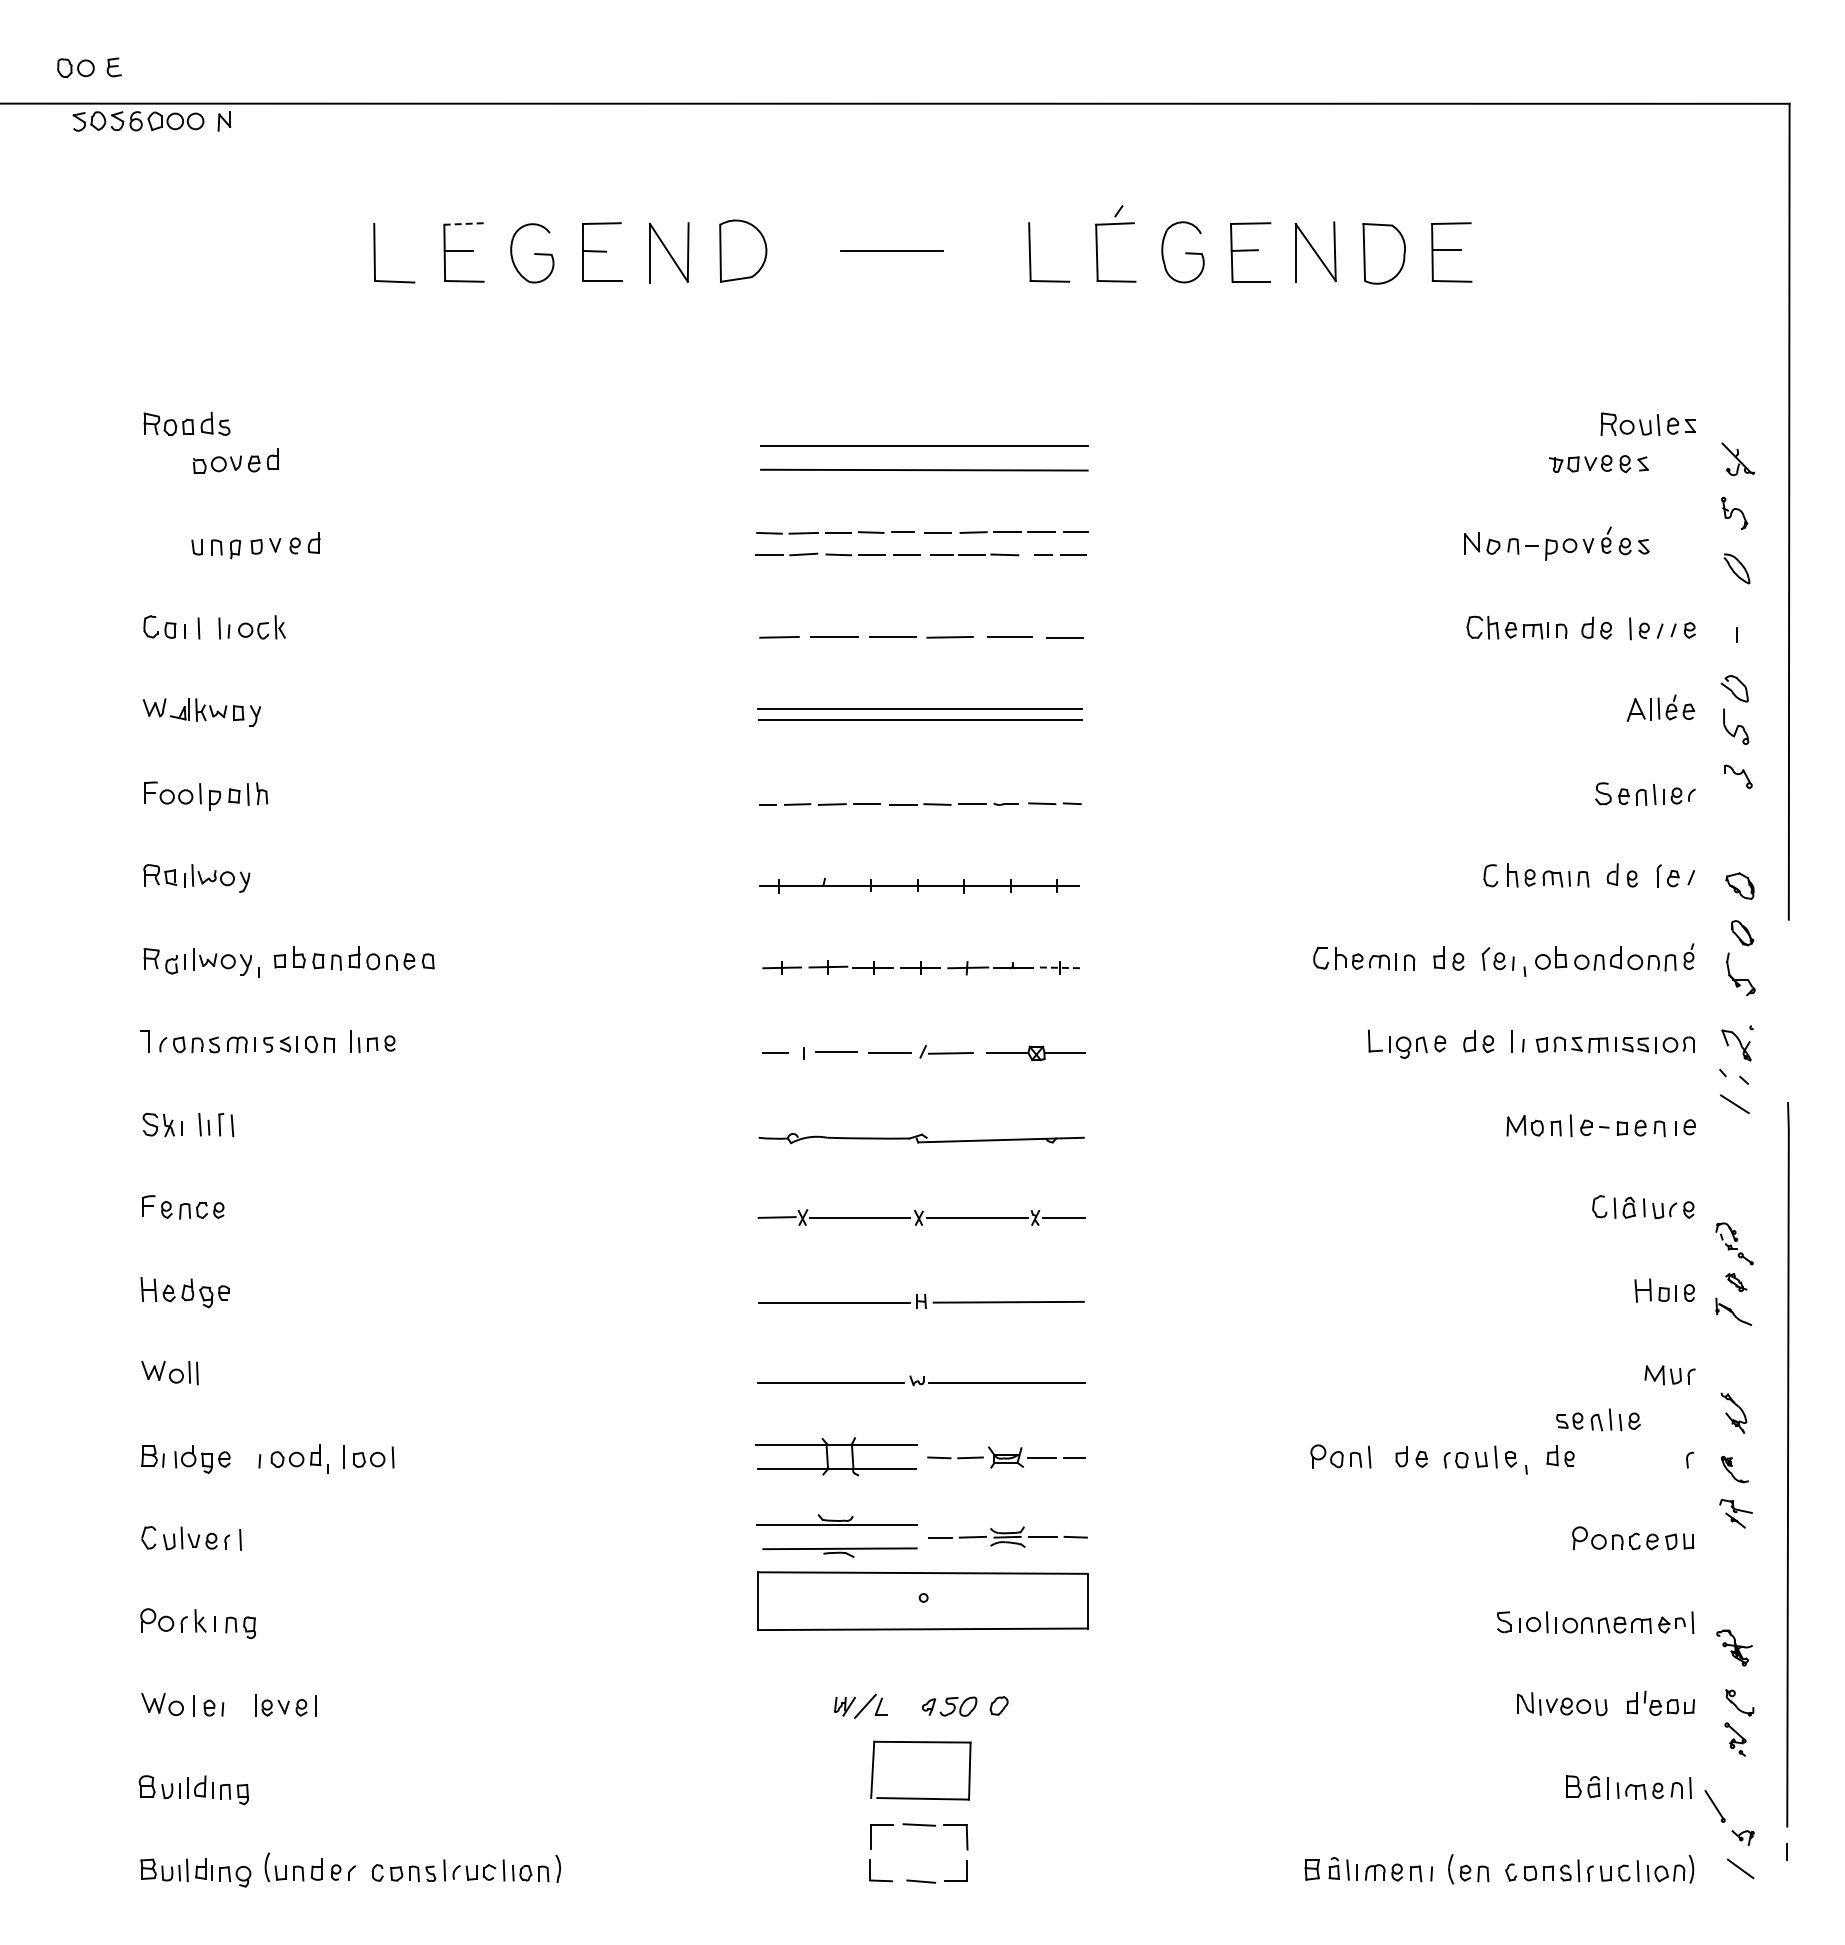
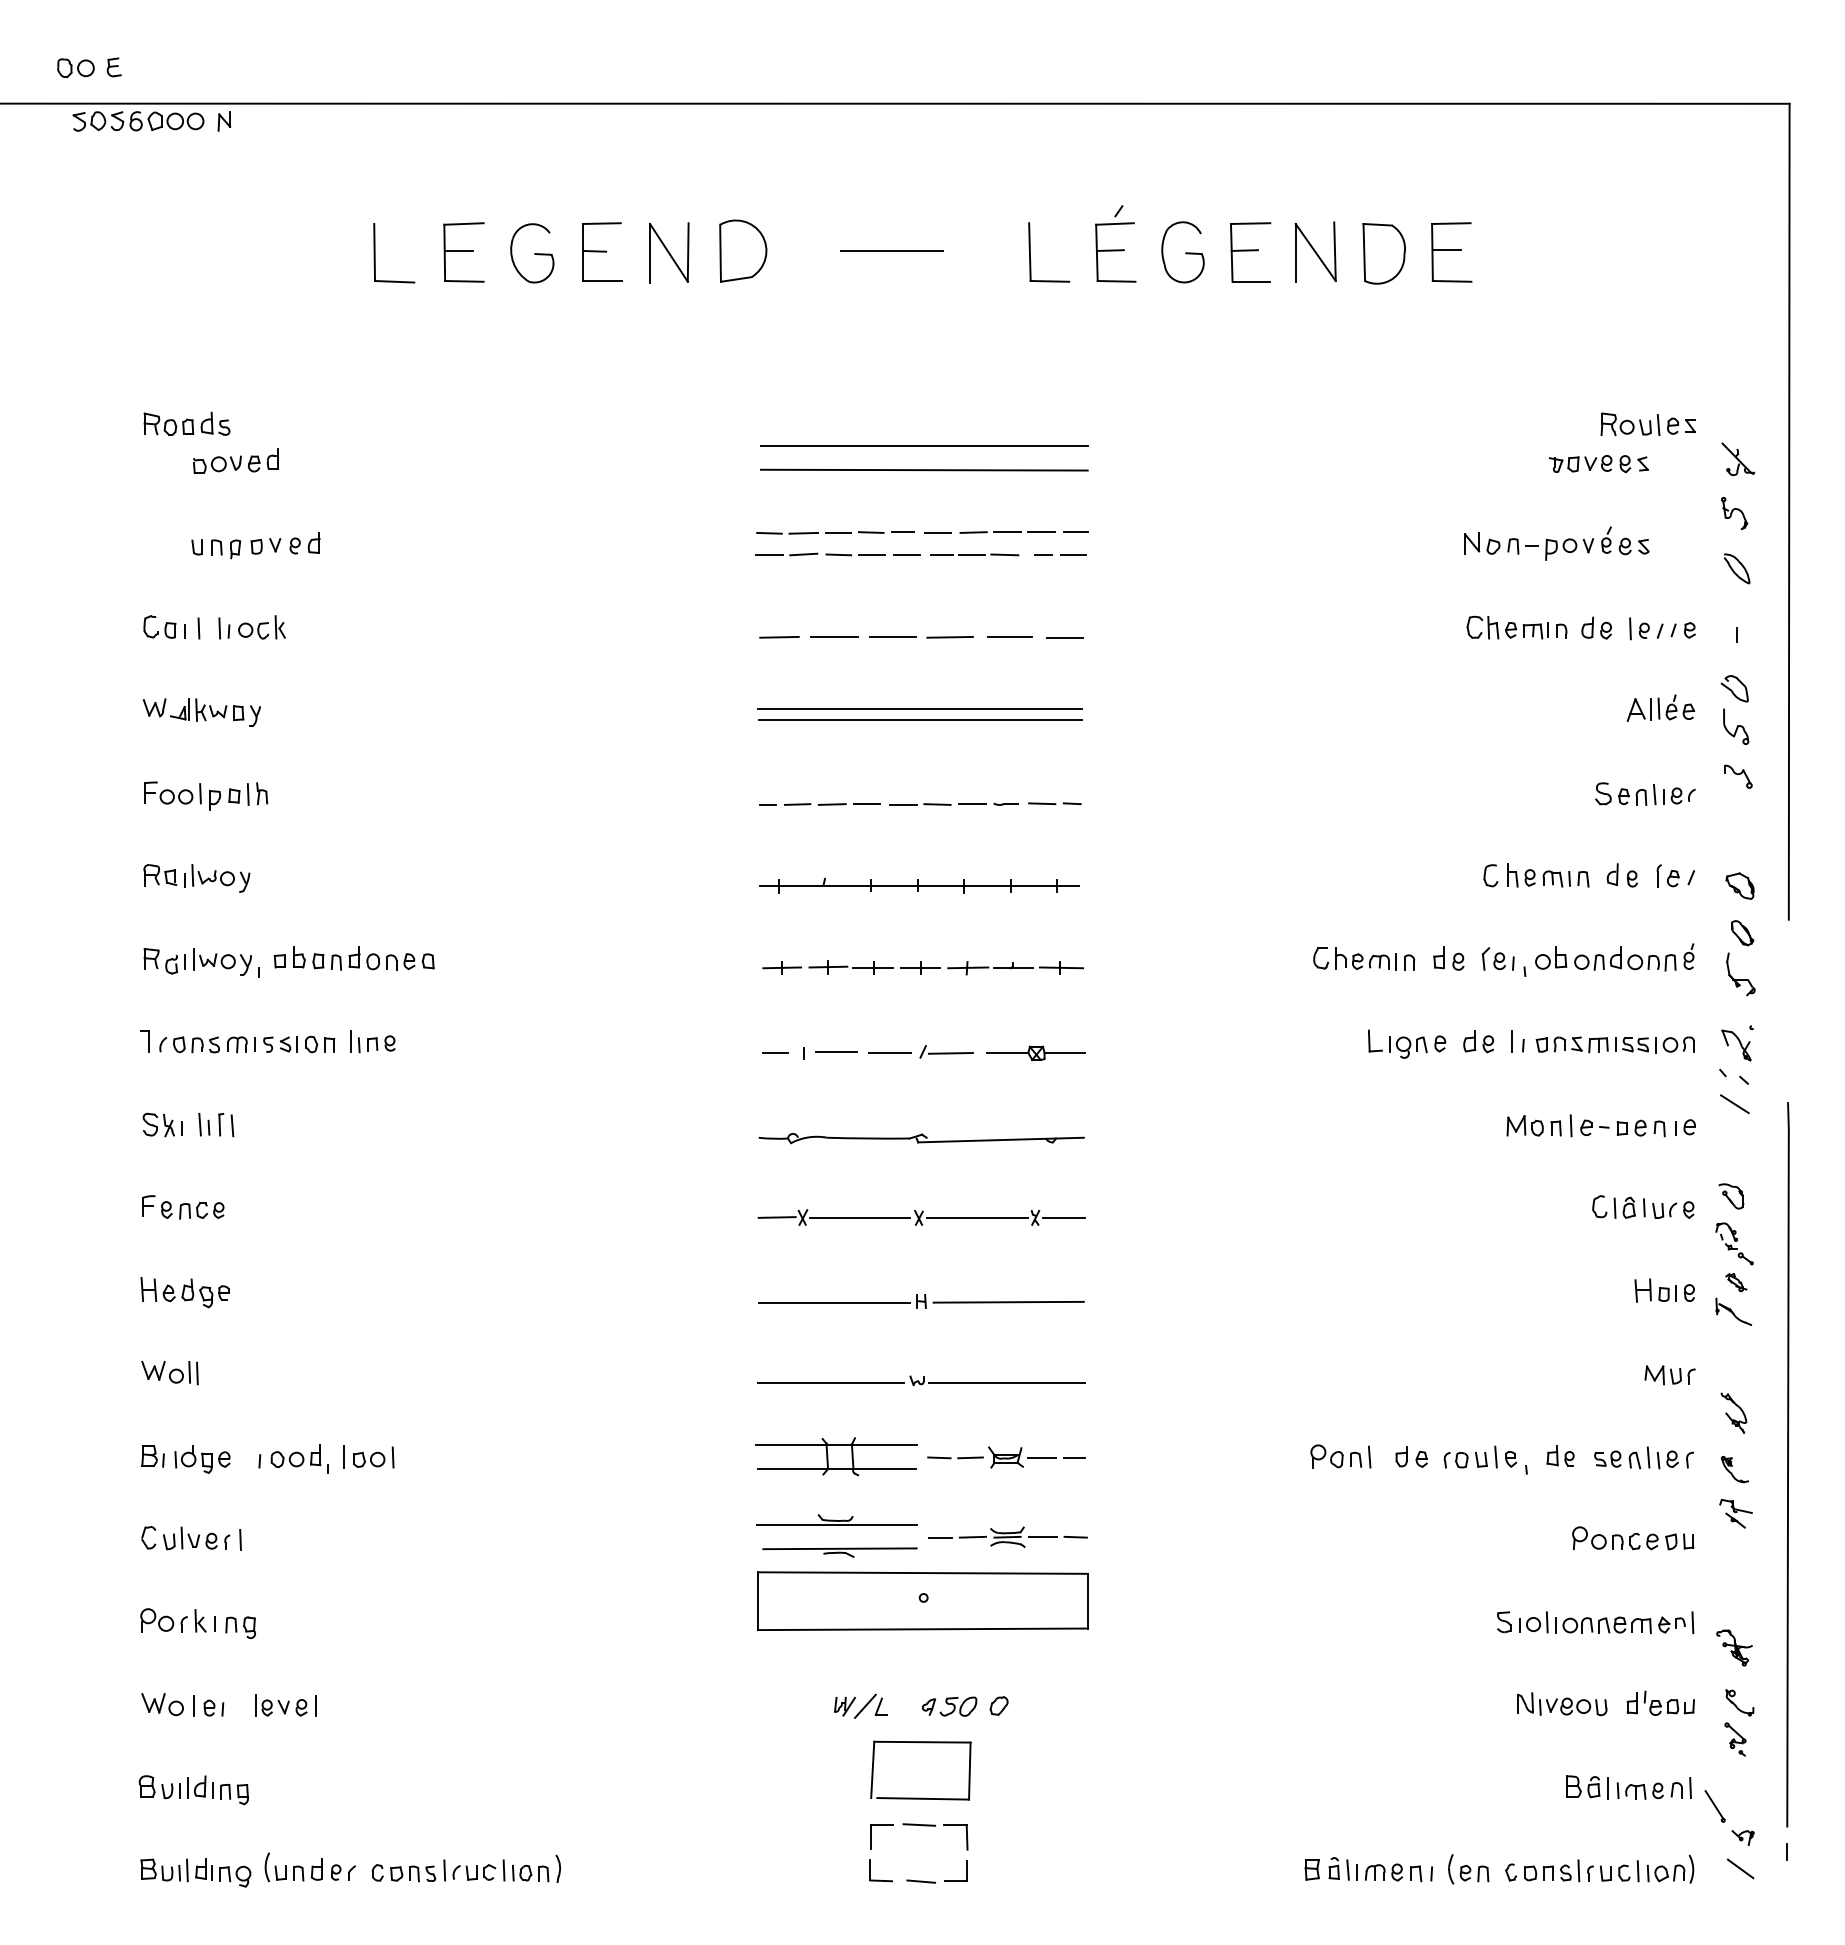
line: dashed -> solid (464, 223)
line: none -> present (1110, 250)
line: dashed -> solid (1061, 967)
part: none -> present (1731, 1196)
part position: (1598, 1419) -> (1636, 1457) (1636, 1457)
